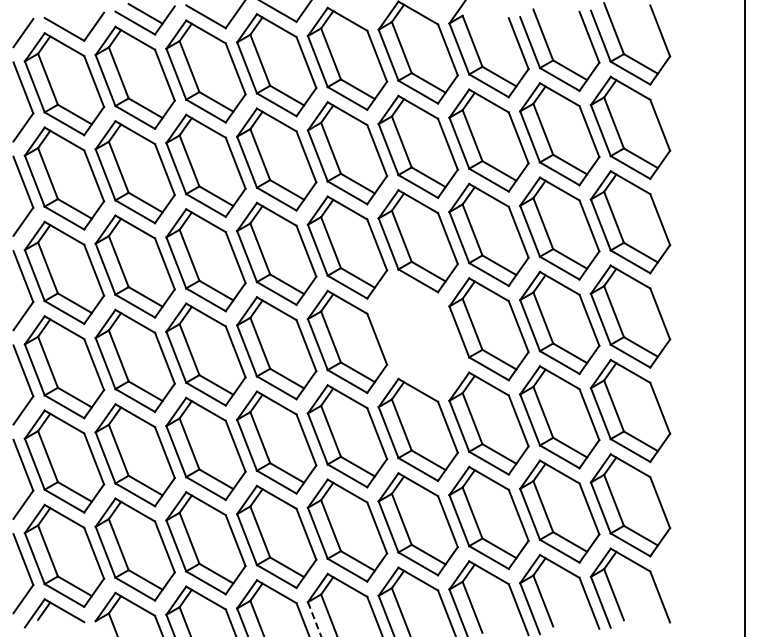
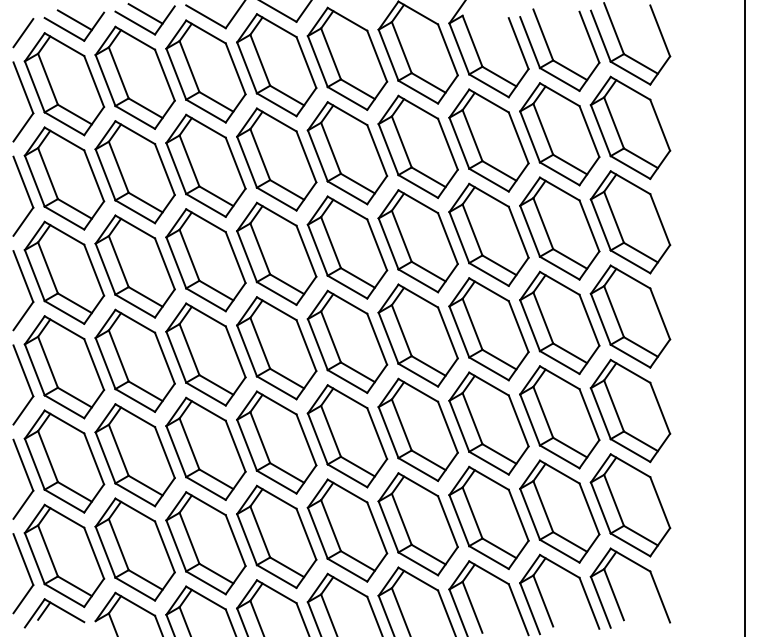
line: none -> present (74, 20)
part: none -> present (417, 335)
line: dashed -> solid (314, 619)
